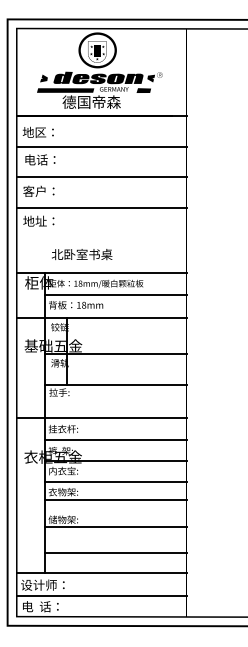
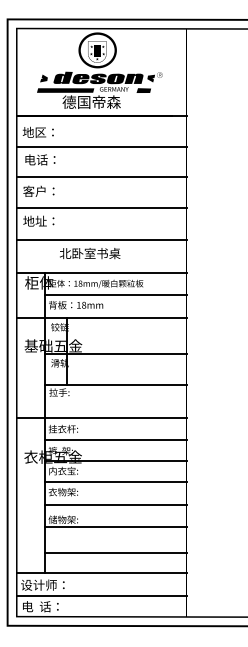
line: none -> present (101, 239)
text position: (82, 254) -> (90, 253) (90, 253)
line position: (115, 499) -> (115, 504) (115, 504)
